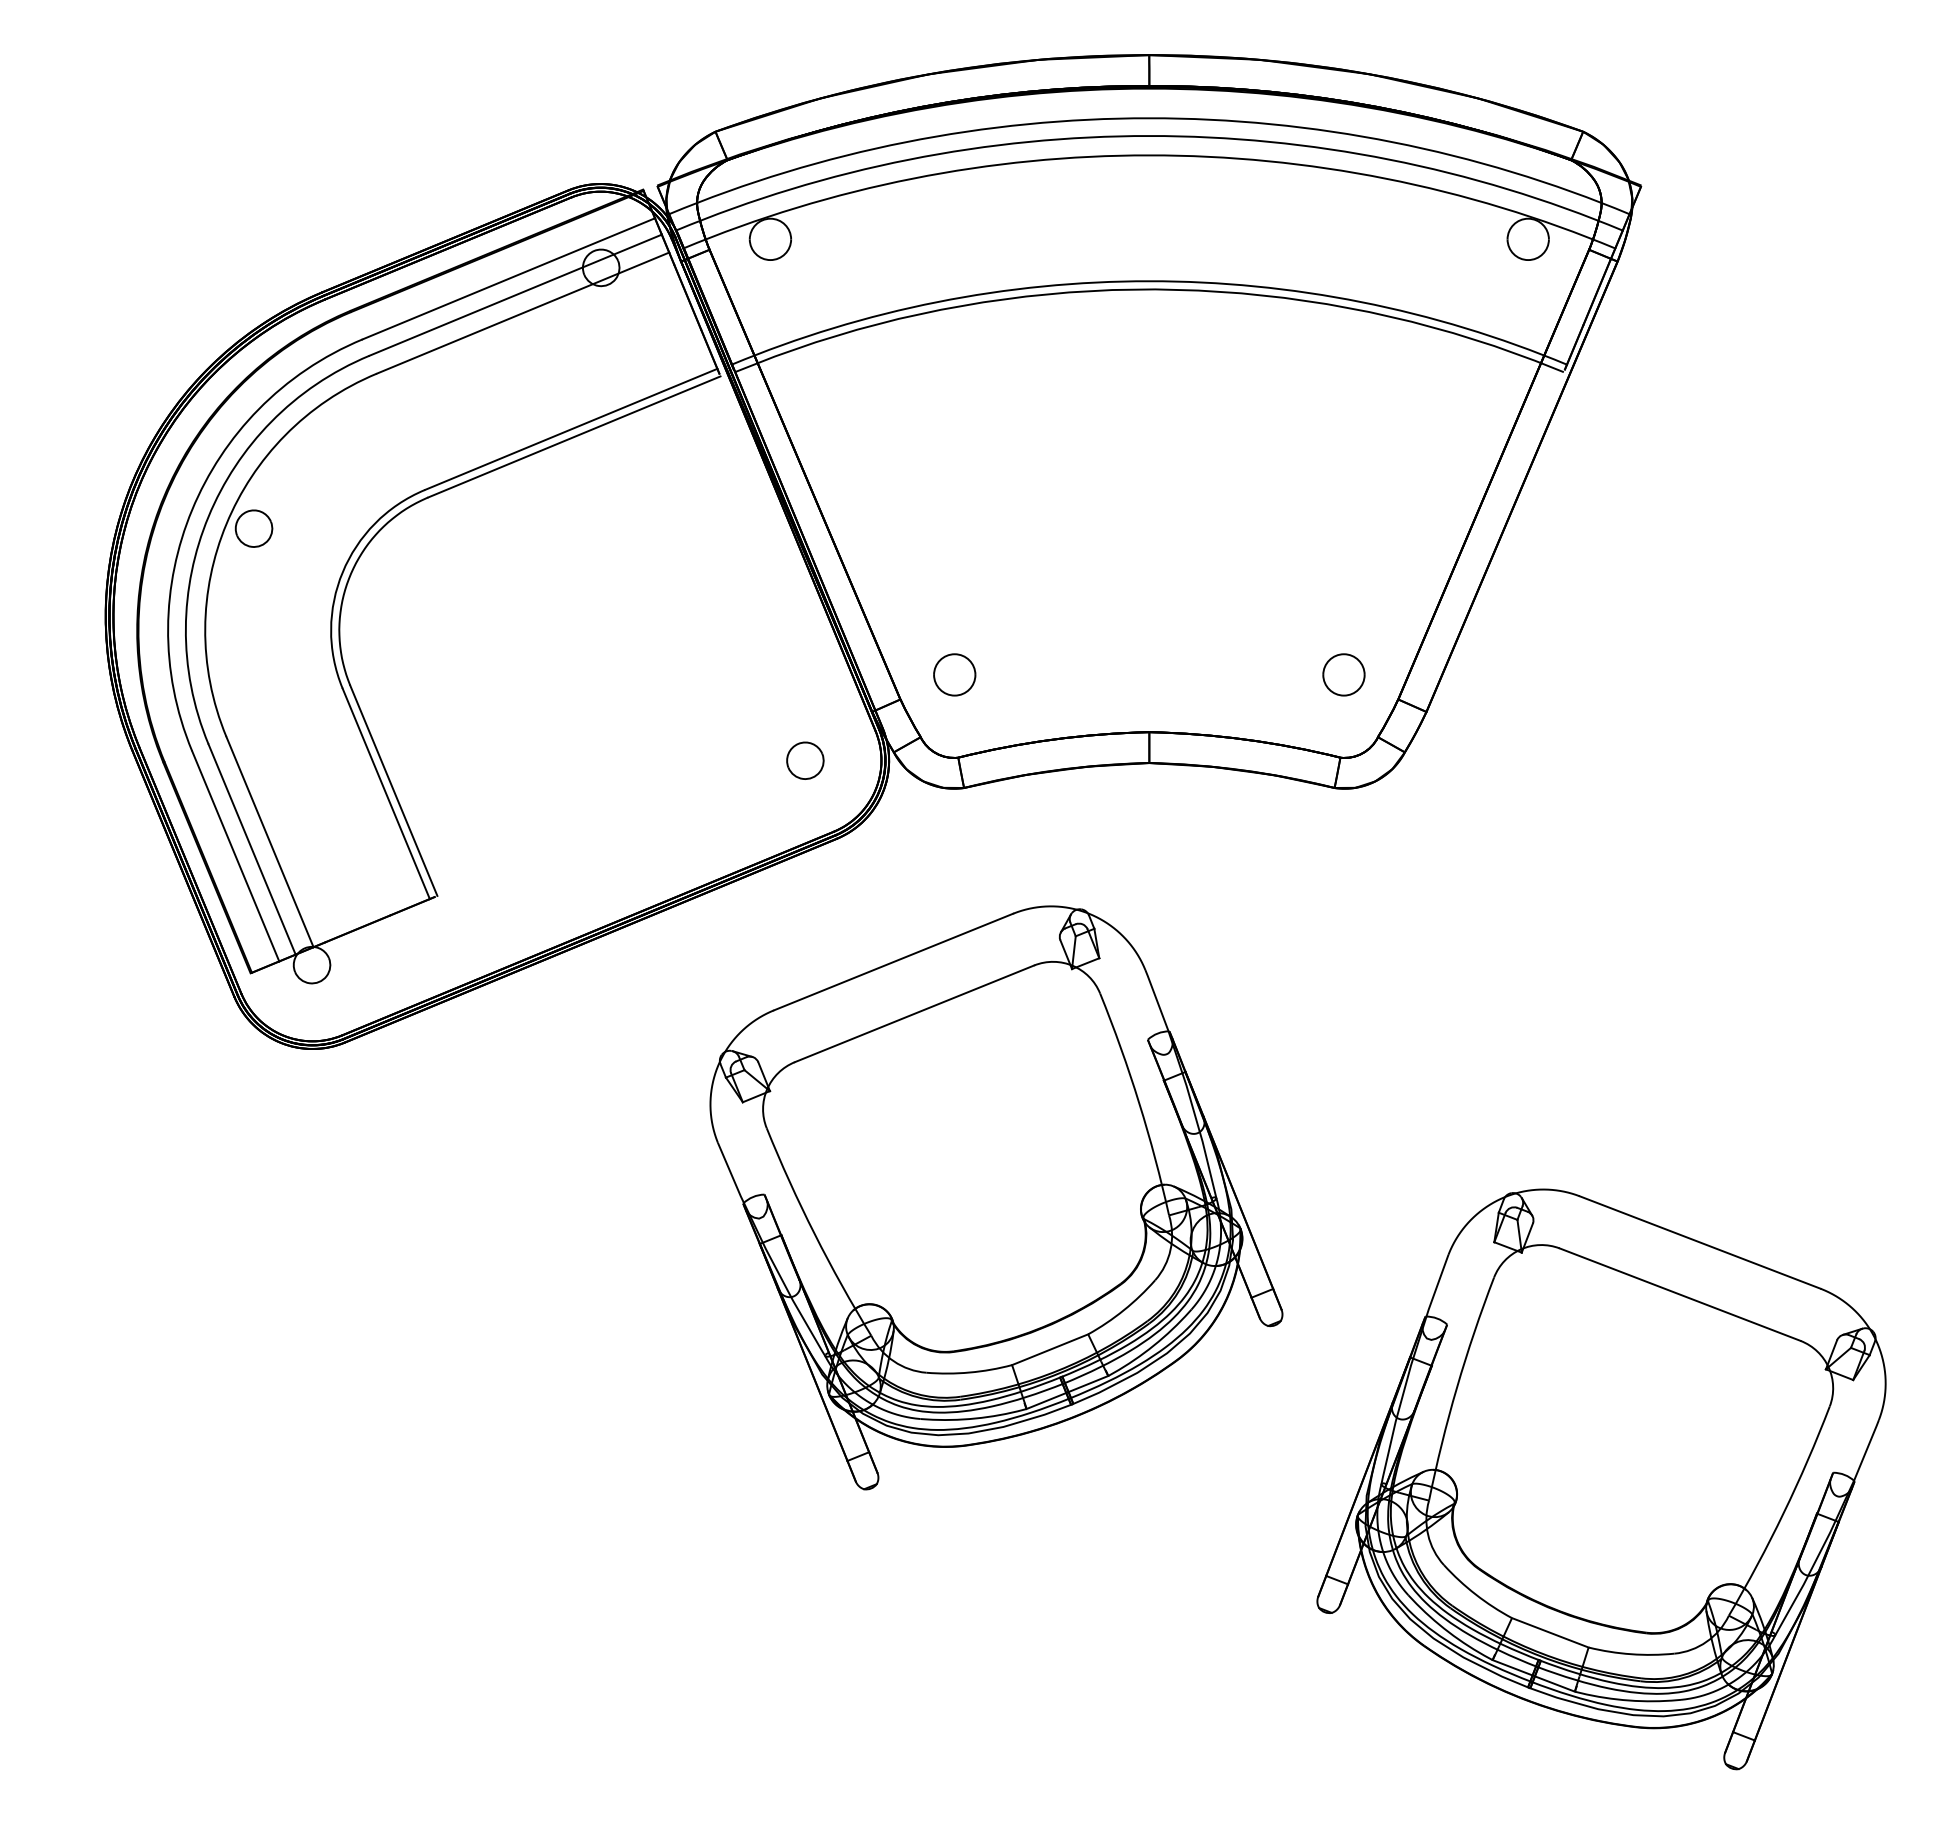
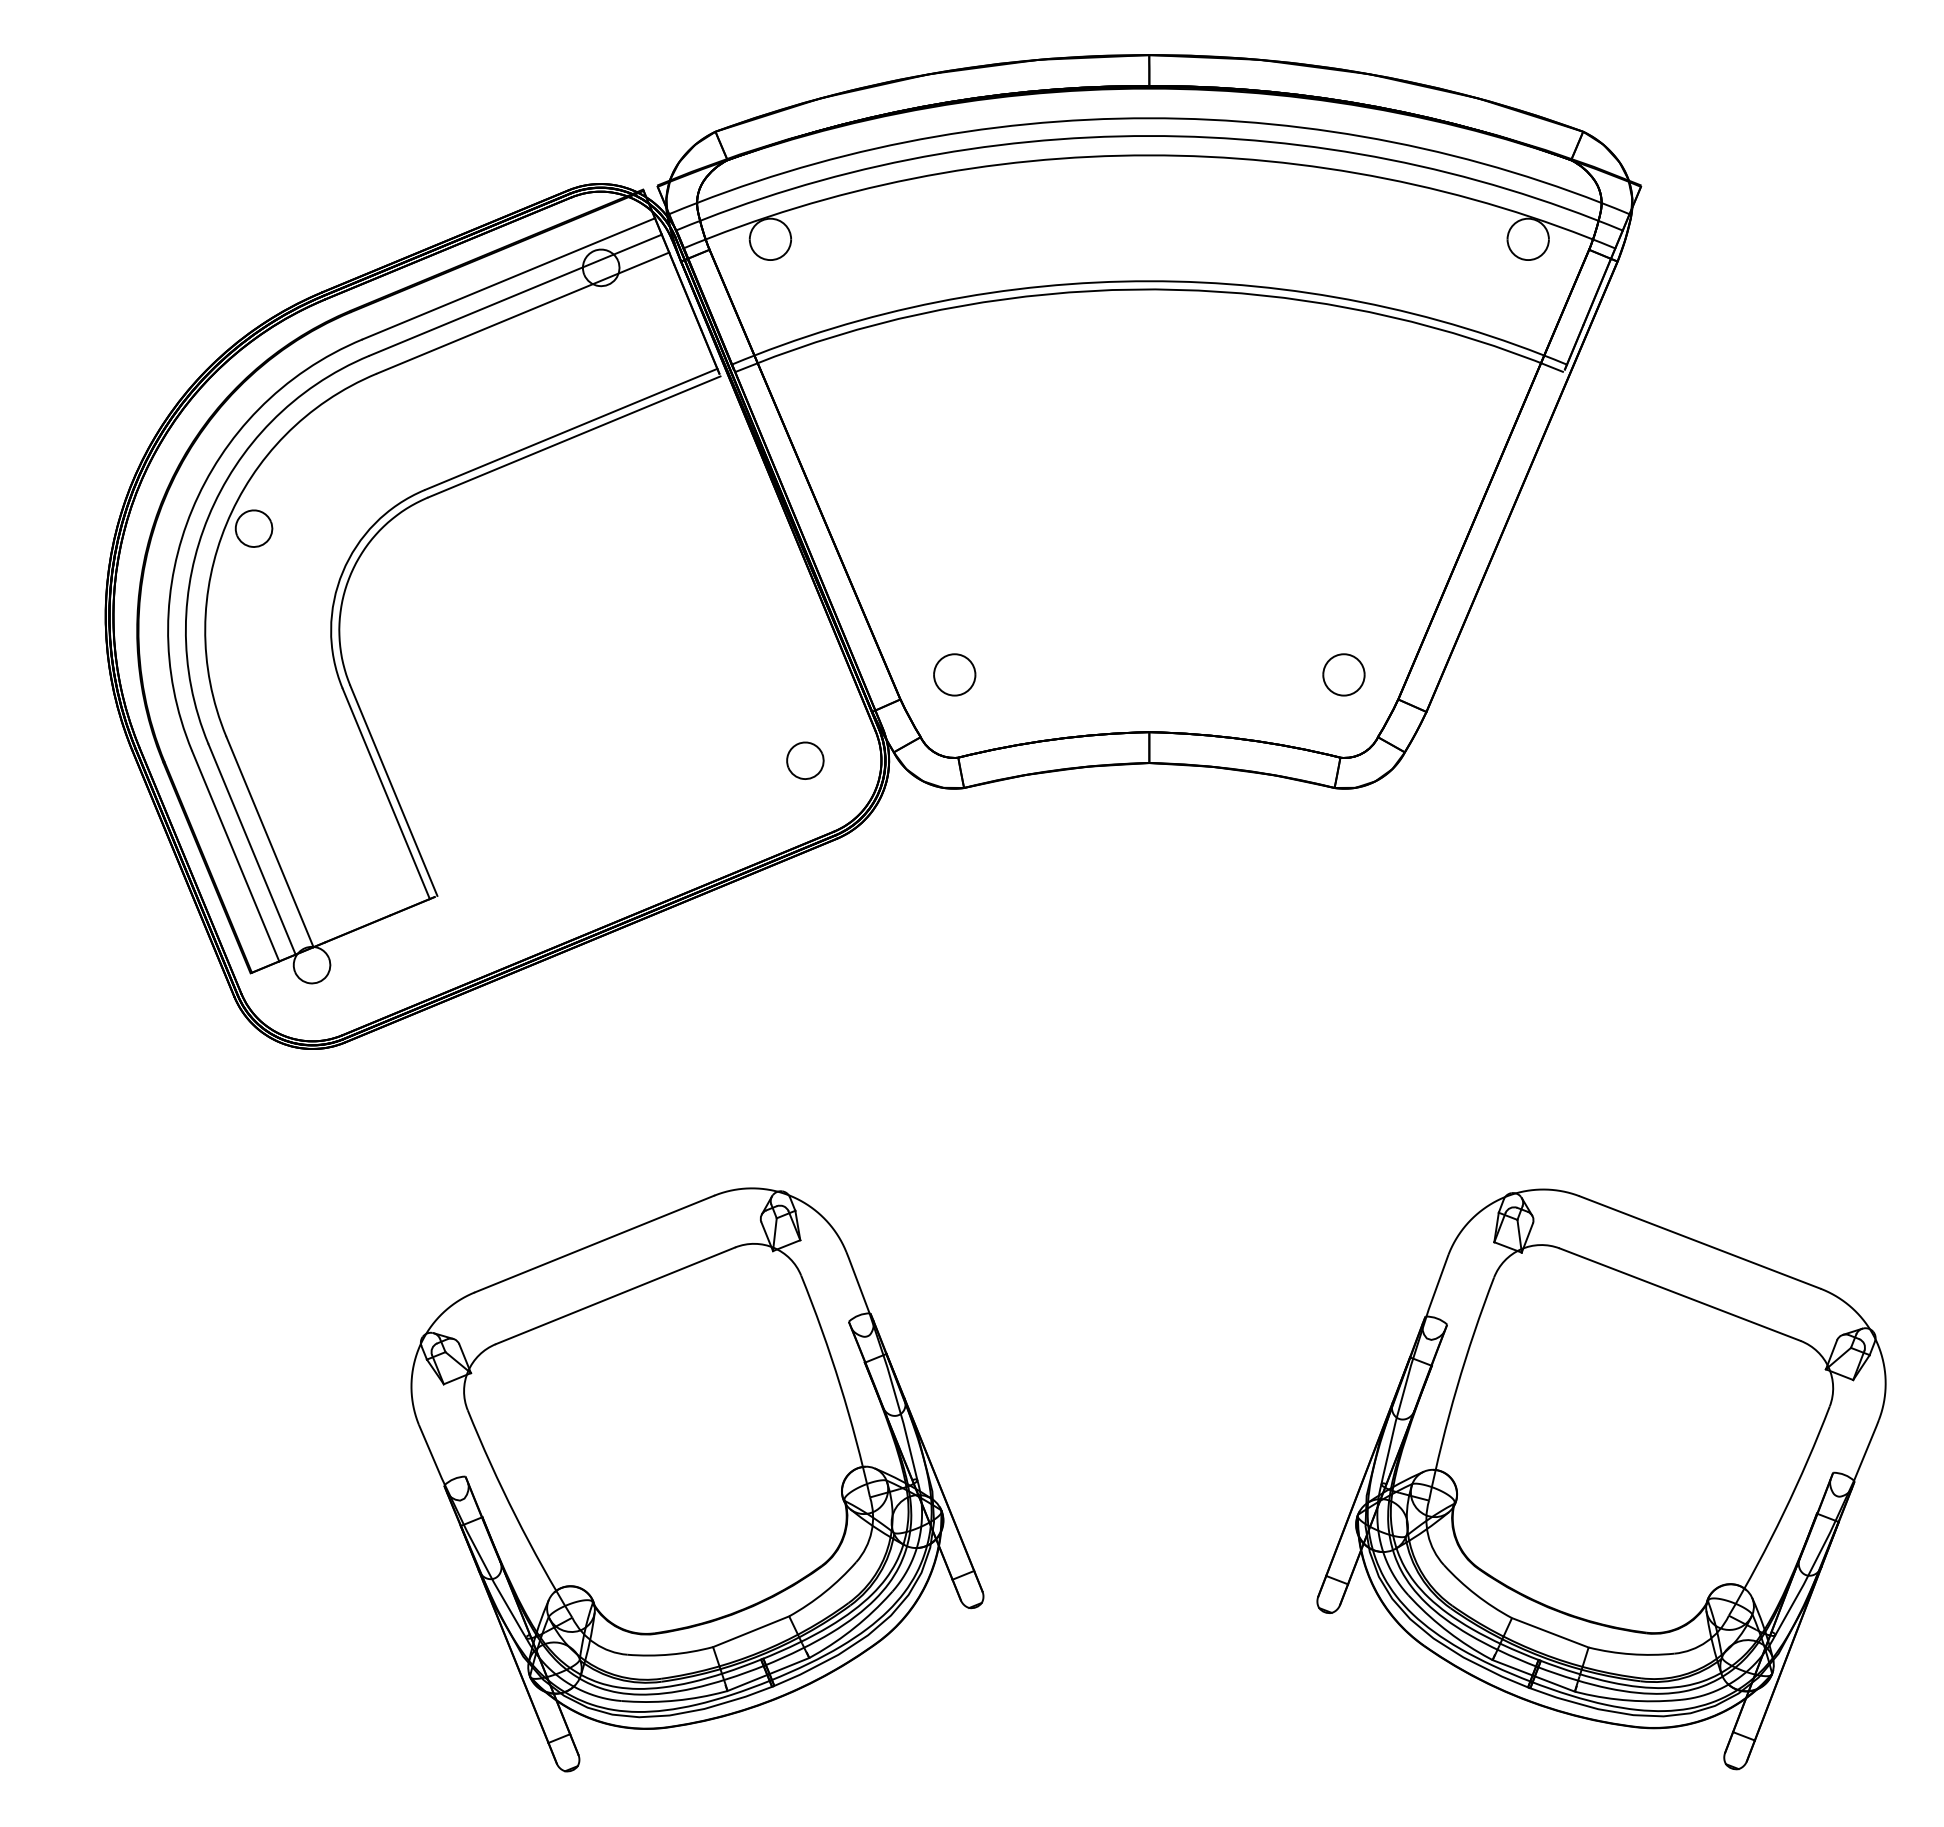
part position: (996, 1197) -> (697, 1479) (697, 1479)
